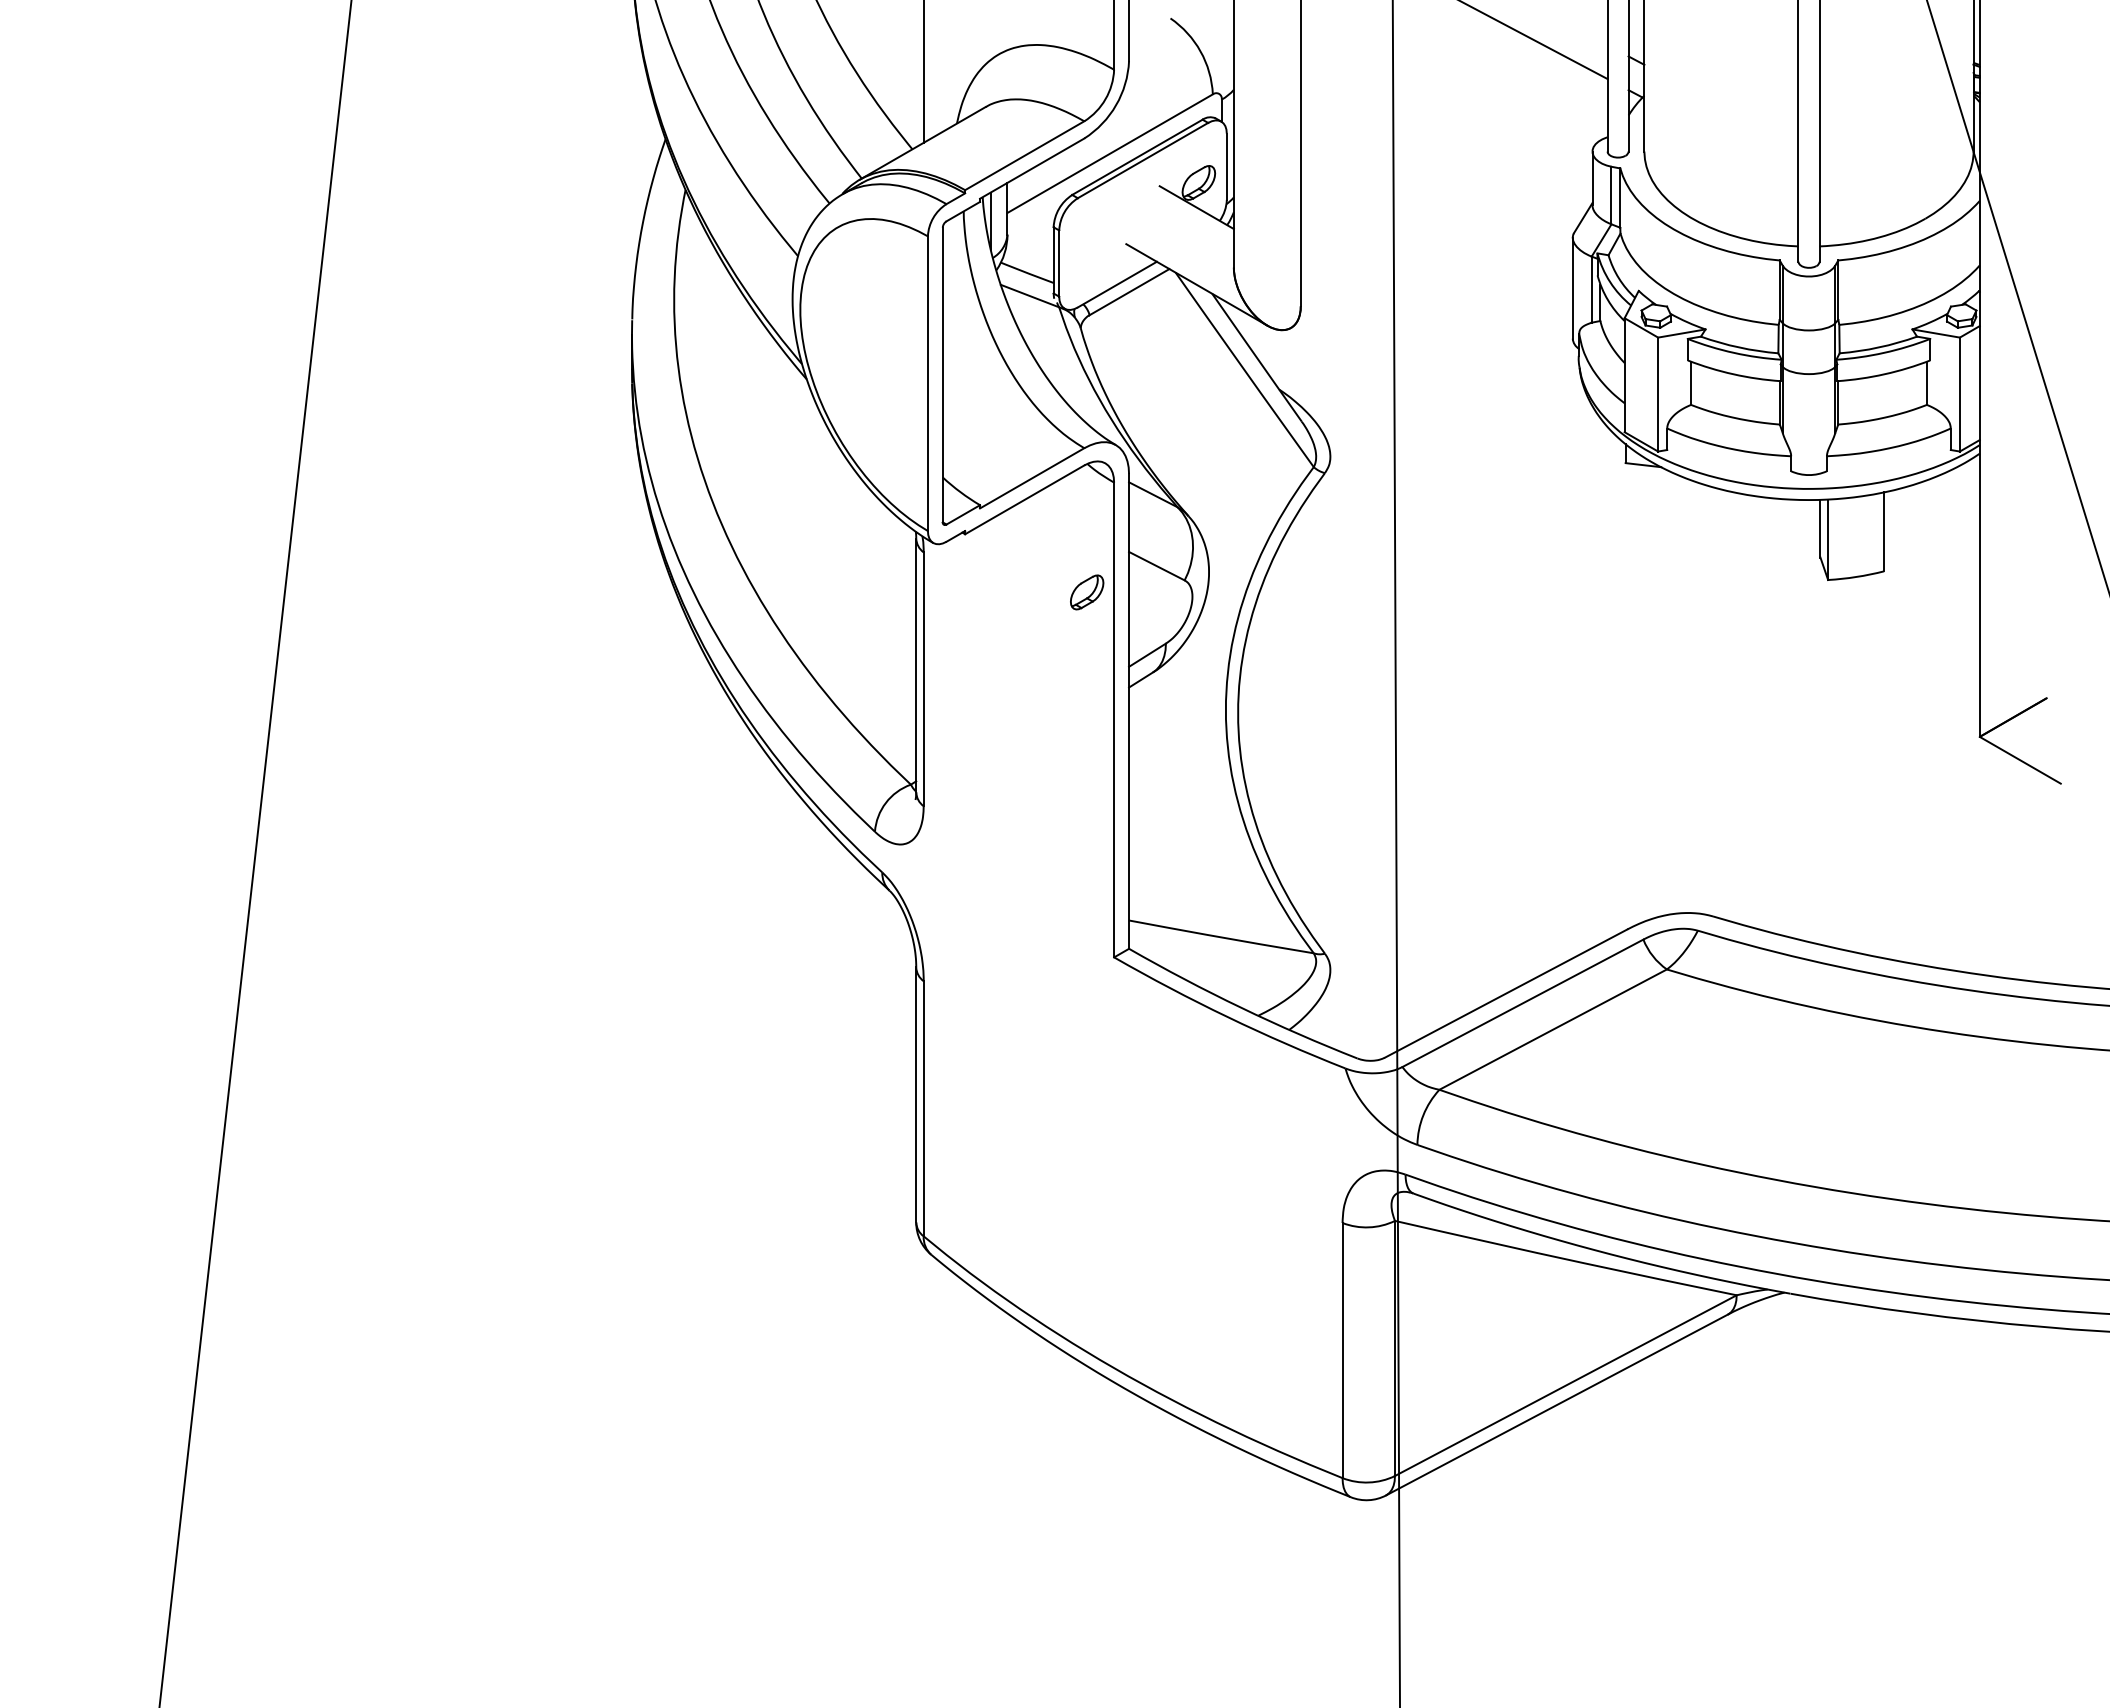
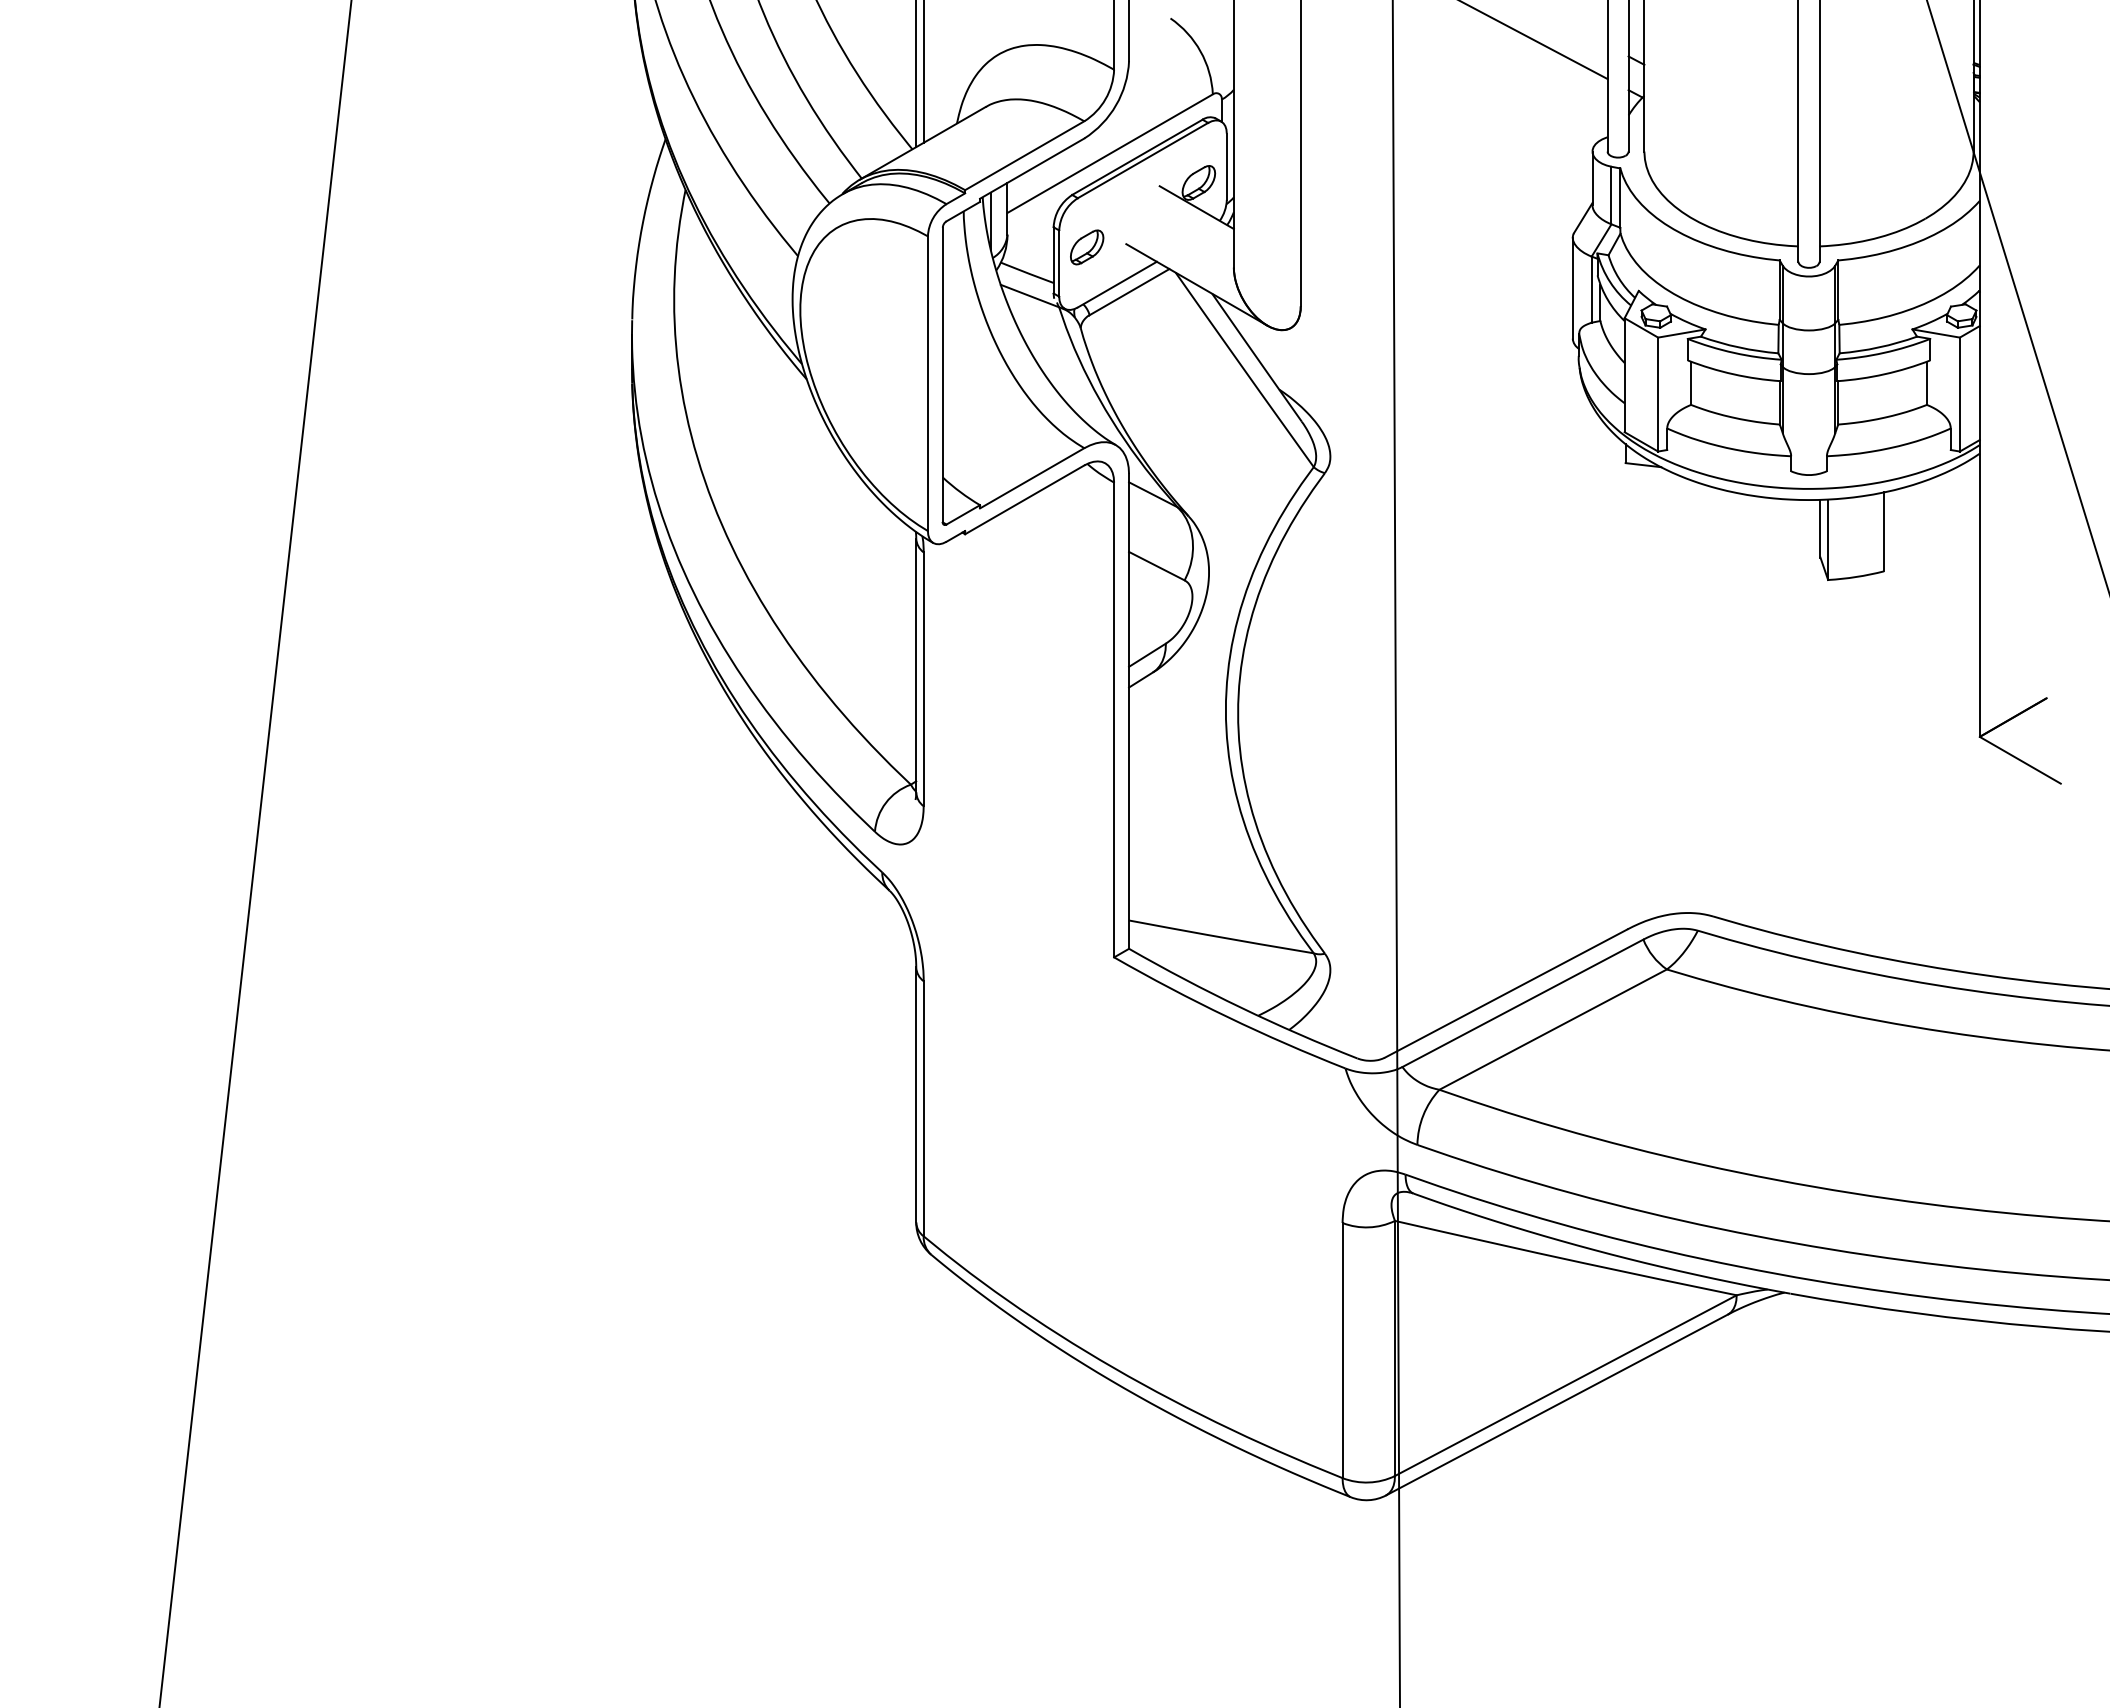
line: none -> present (916, 74)
part position: (1087, 592) -> (1087, 247) (1087, 247)
